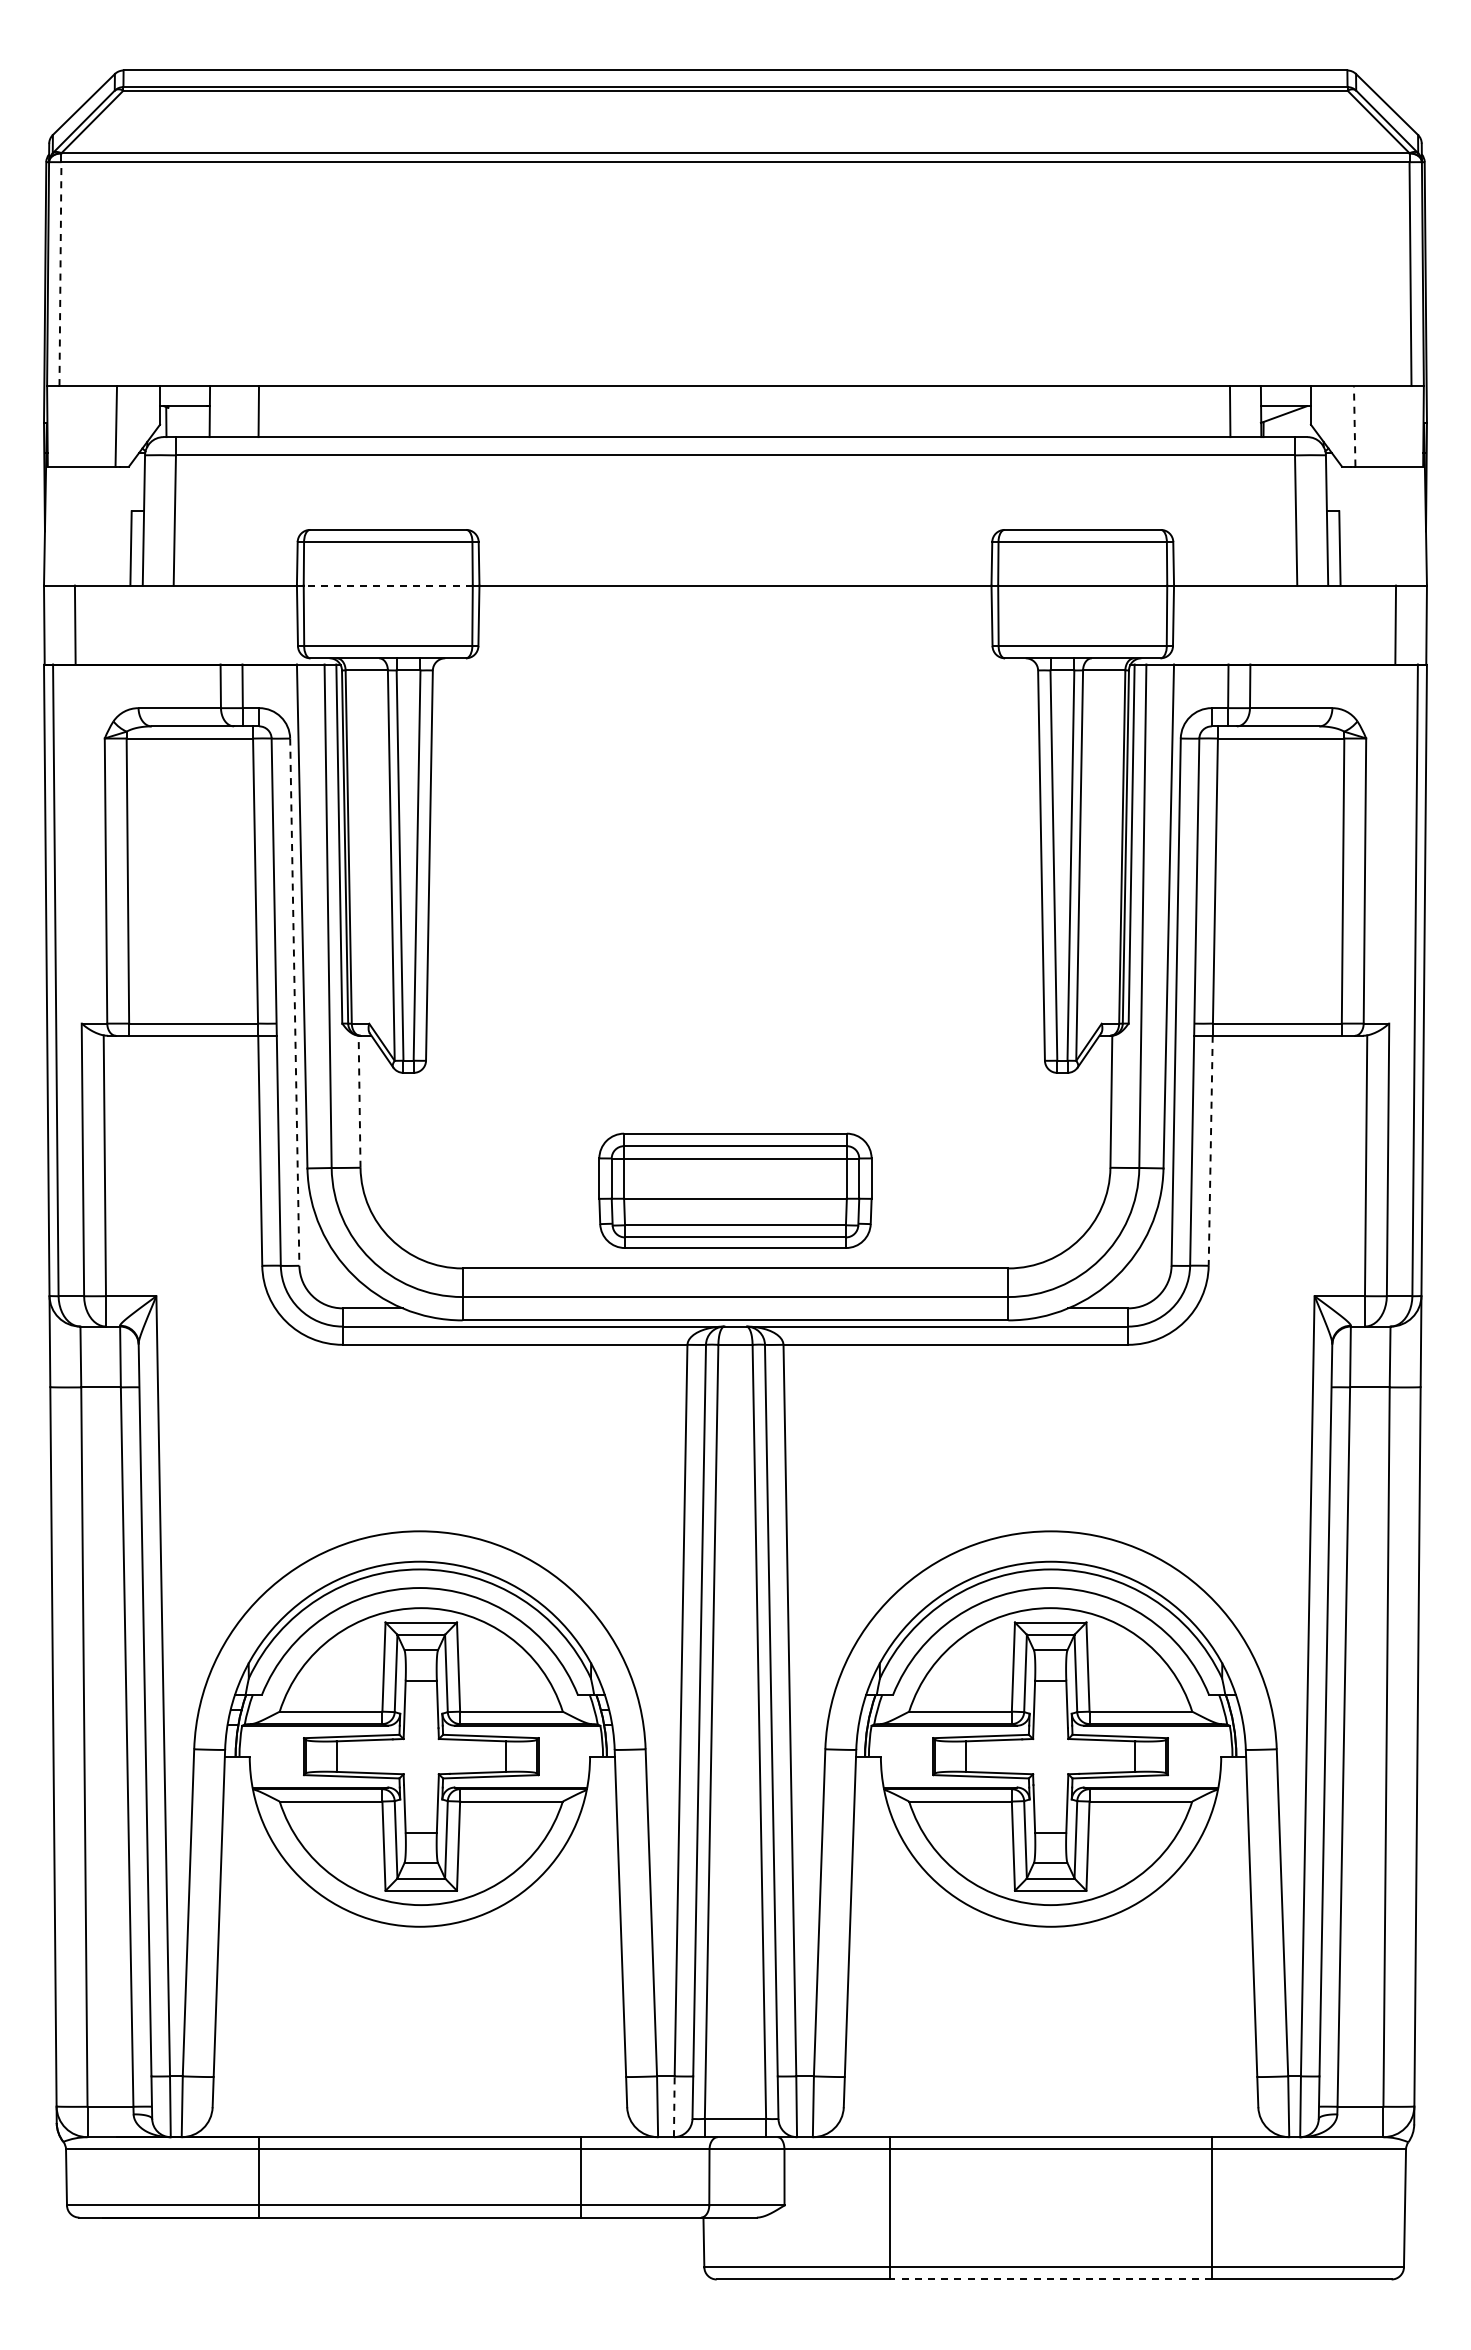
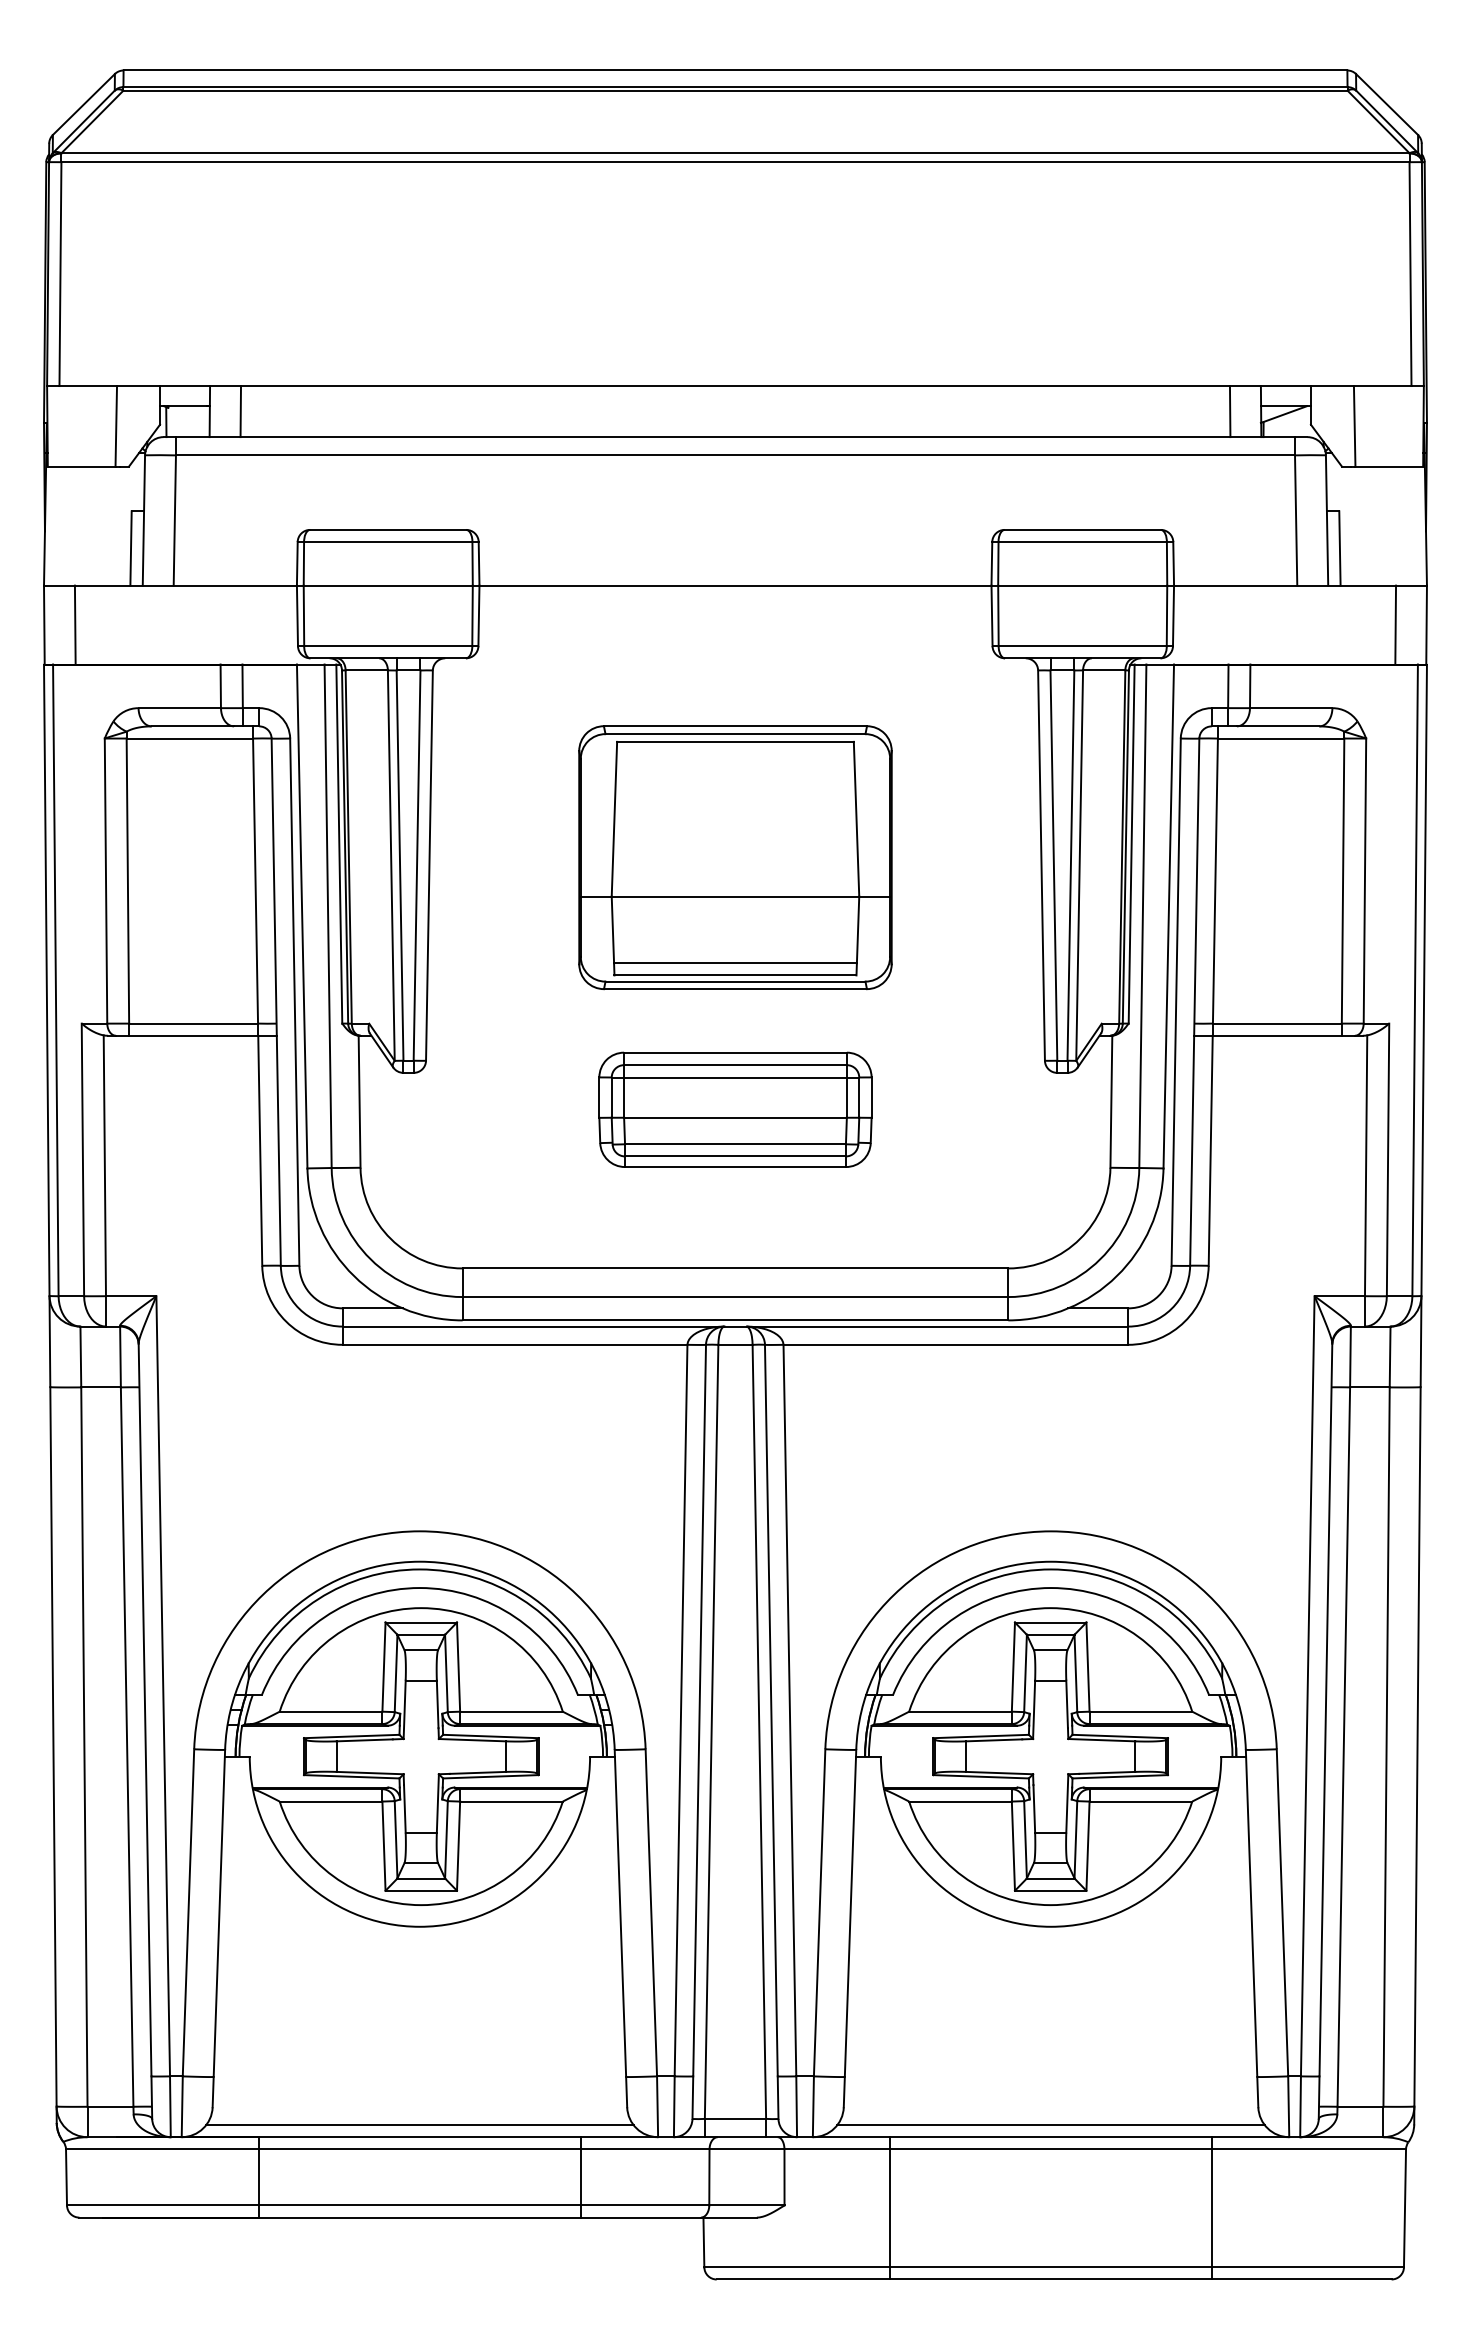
line: dashed -> solid (60, 274)
line position: (258, 411) -> (240, 411) (240, 411)
line: dashed -> solid (1354, 425)
line: dashed -> solid (388, 585)
part: none -> present (735, 857)
line: dashed -> solid (294, 1002)
line: dashed -> solid (359, 1101)
line: dashed -> solid (1210, 1151)
part position: (735, 1190) -> (735, 1109) (735, 1109)
line: dashed -> solid (674, 2106)
line: none -> present (419, 2125)
line: none -> present (1050, 2125)
line: dashed -> solid (1051, 2279)
